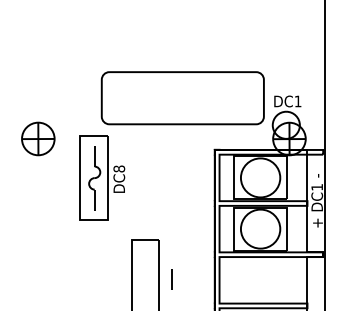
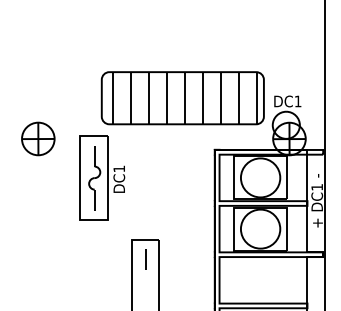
hatch: none -> present (184, 98)
text: DC8 -> DC1 (119, 168)
line position: (171, 279) -> (145, 259) (145, 259)
